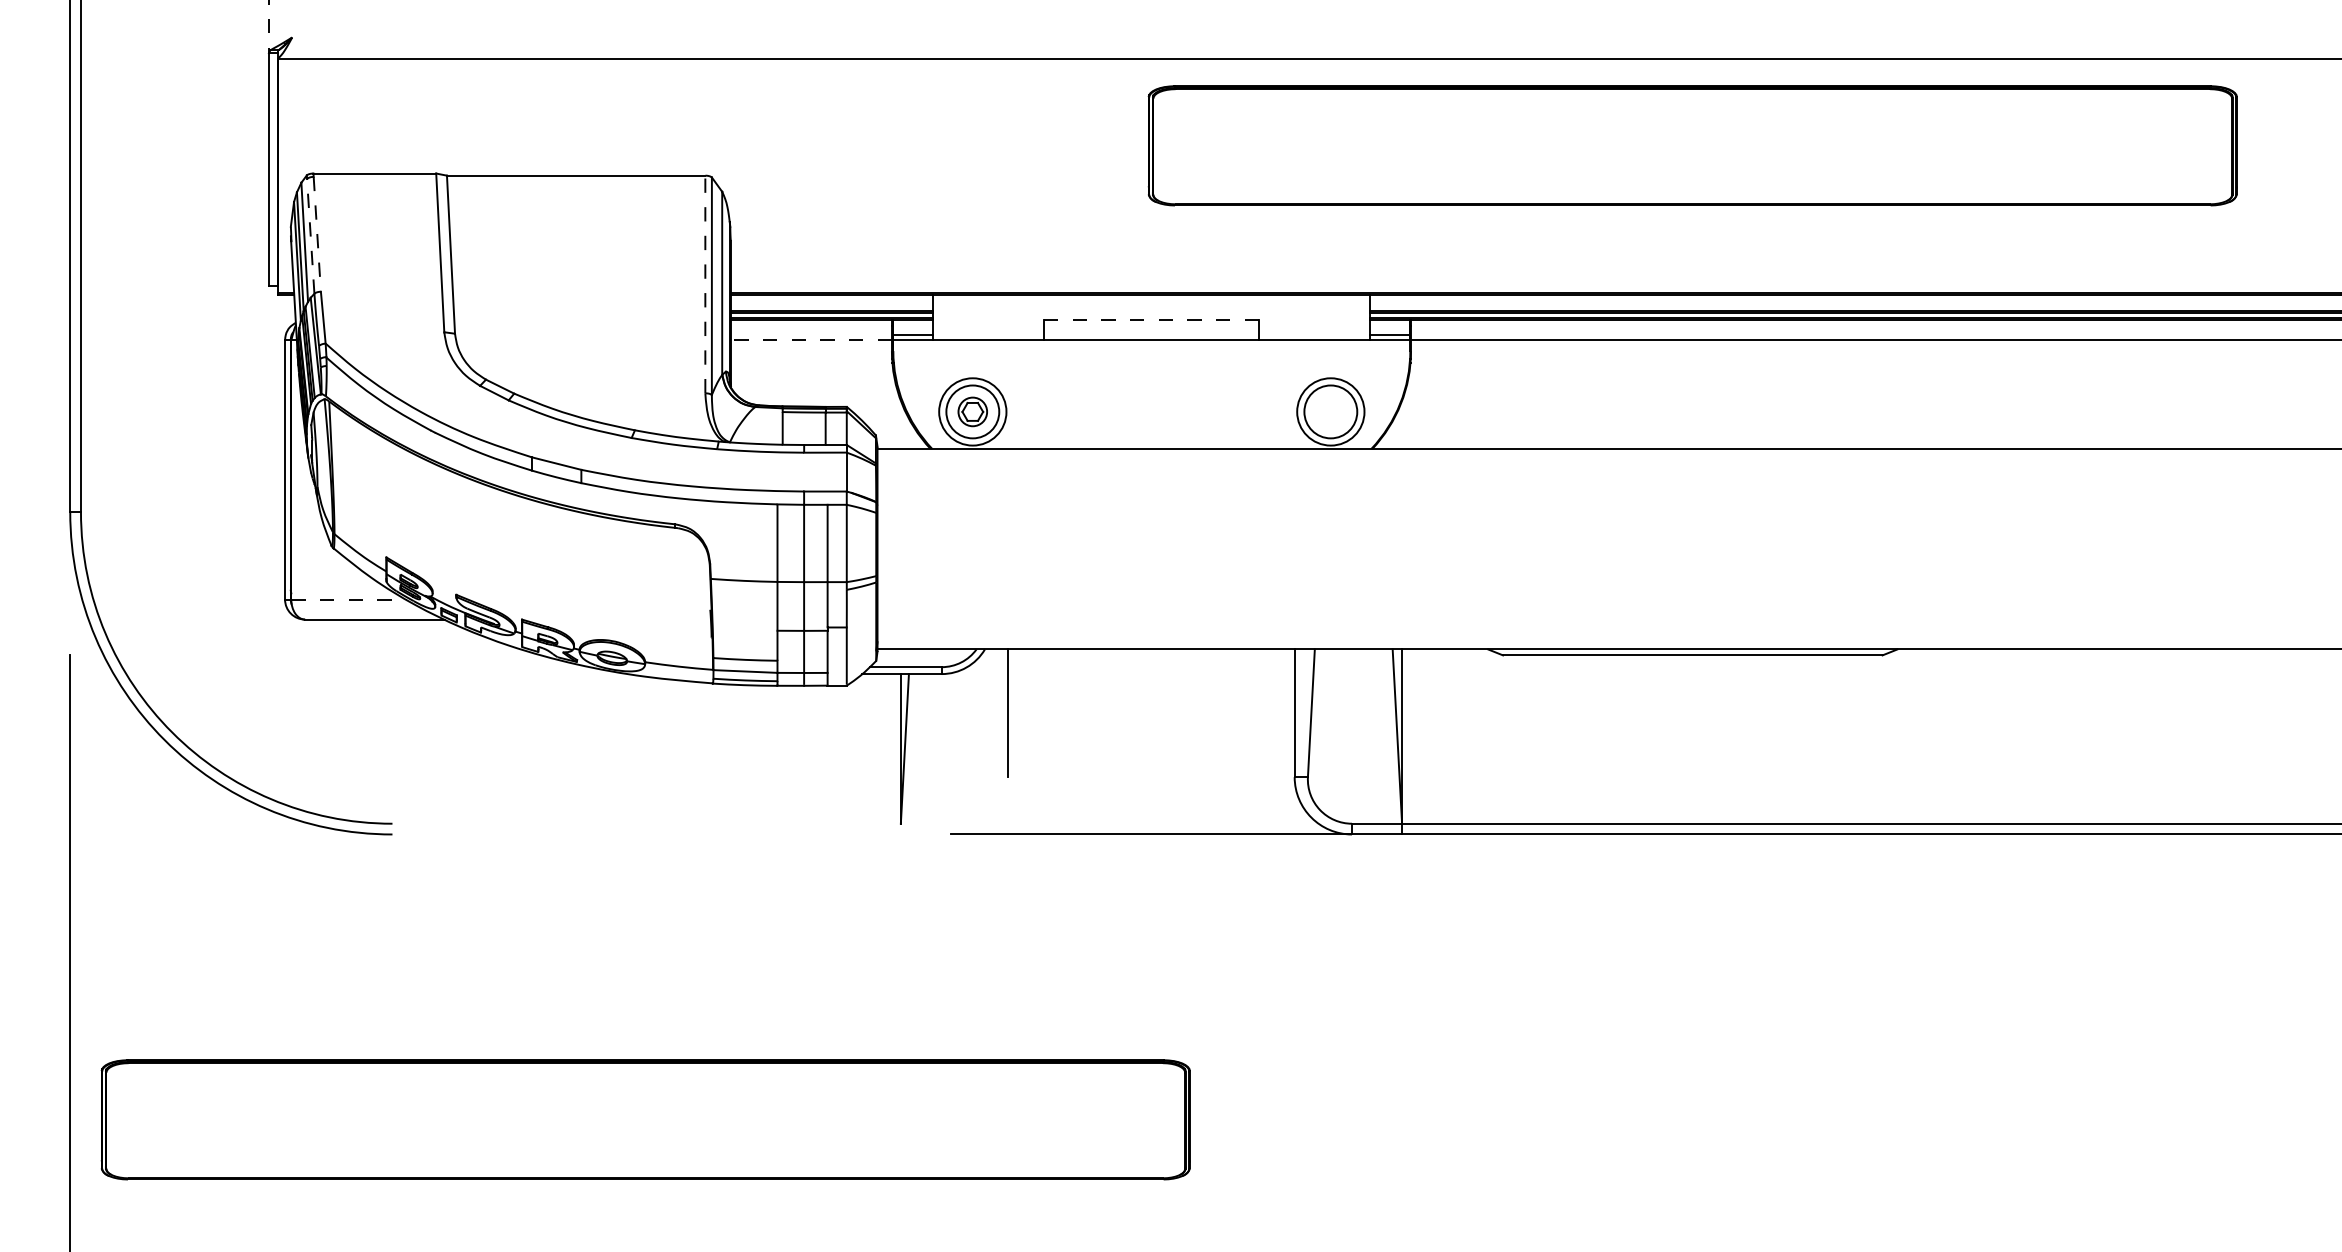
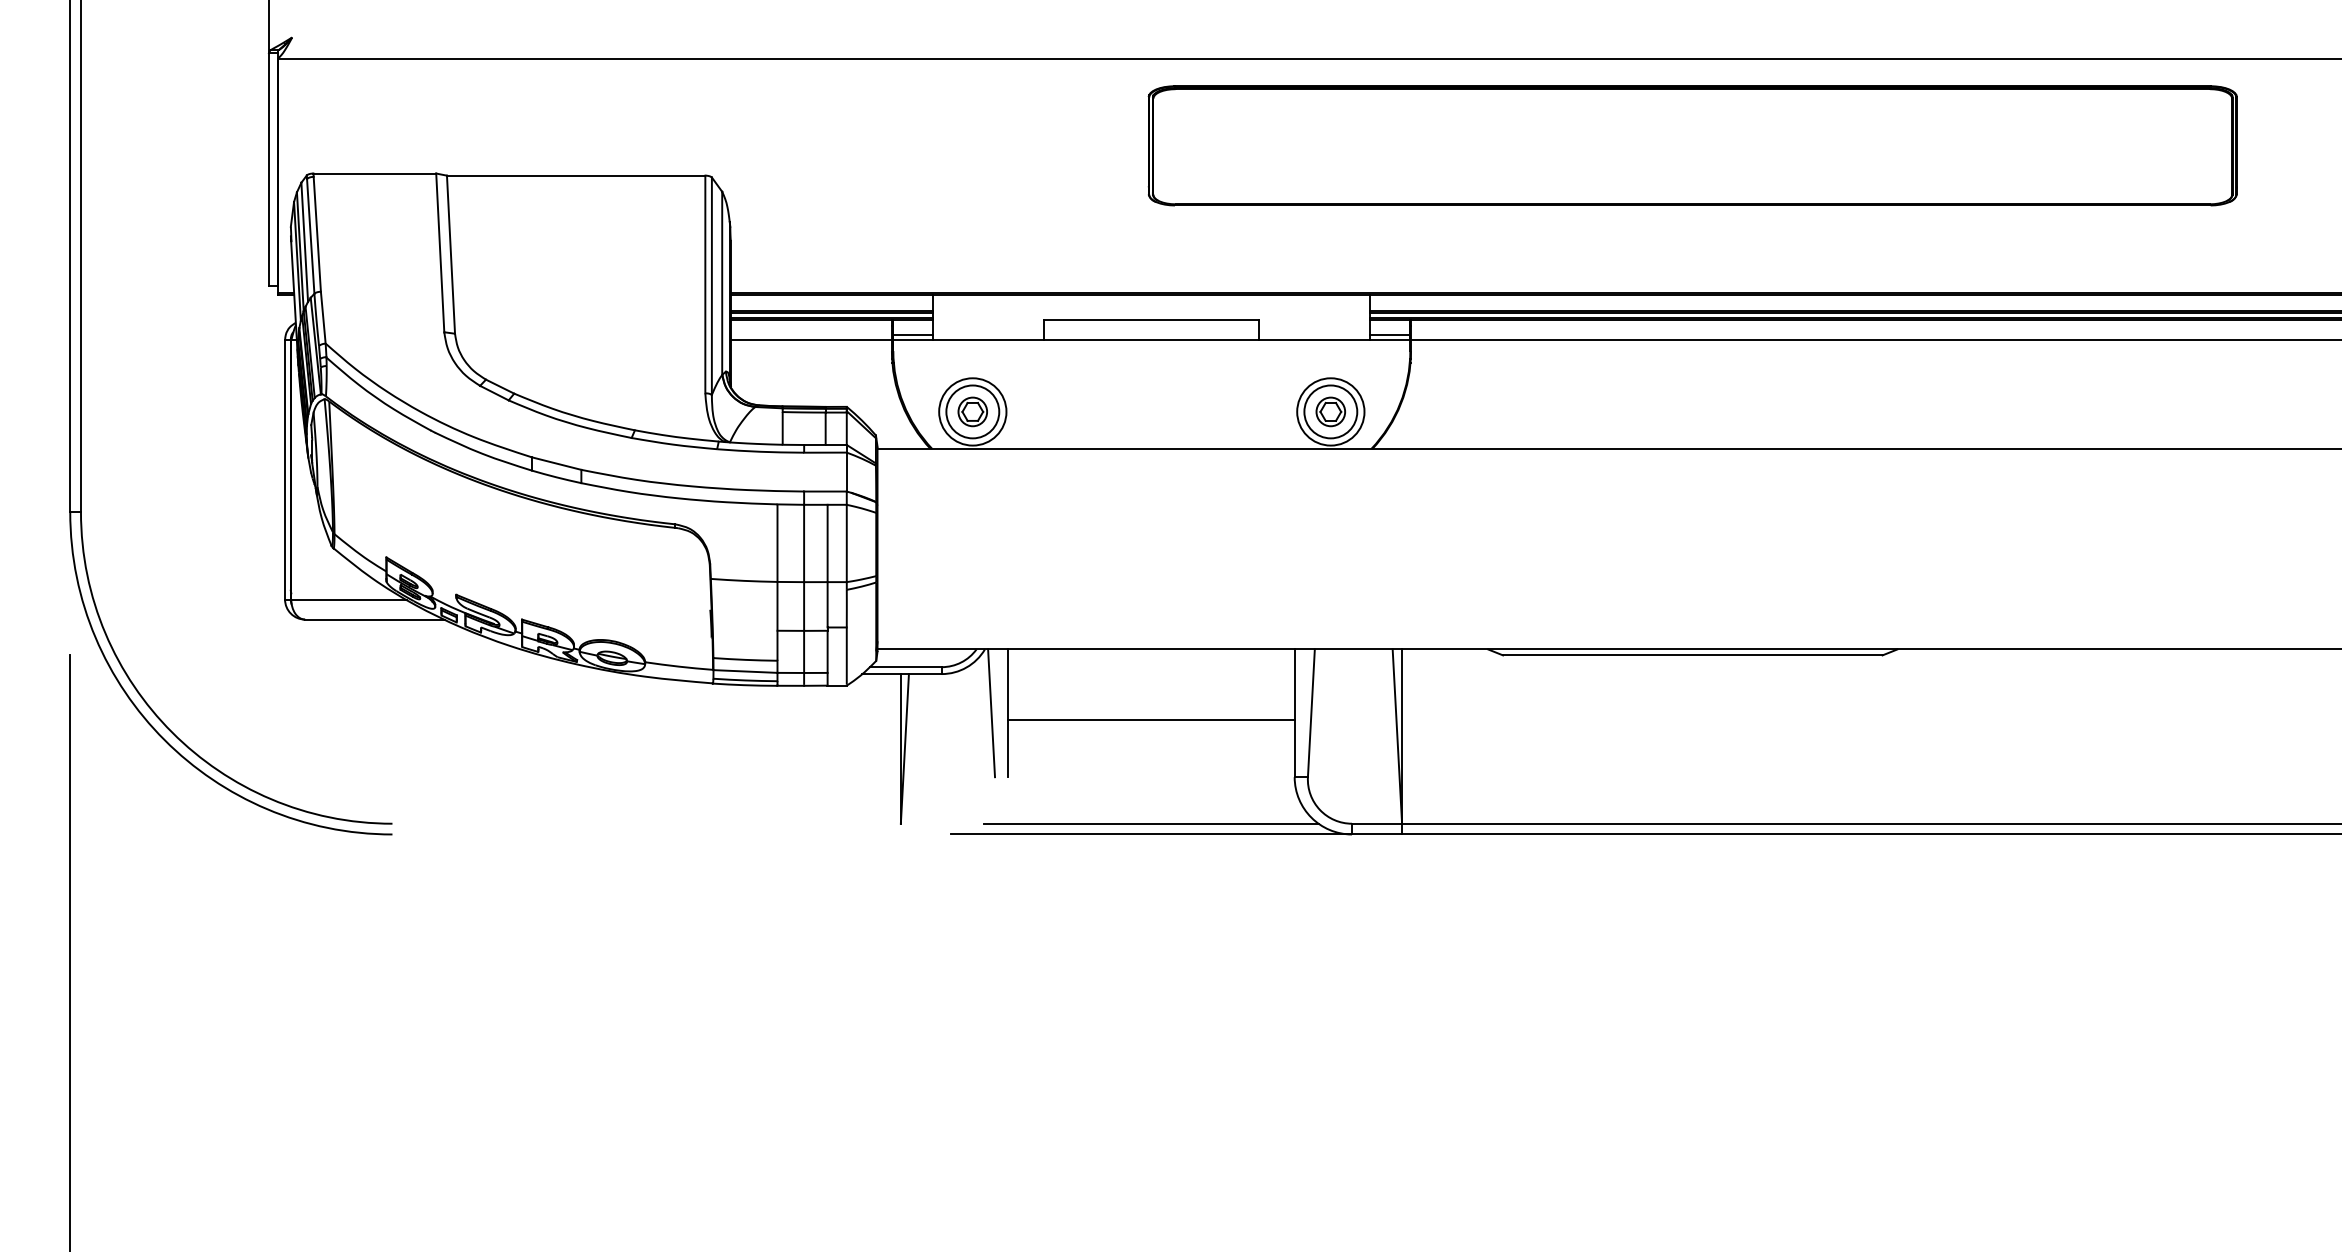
line: dashed -> solid (268, 27)
line: dashed -> solid (317, 234)
line: dashed -> solid (310, 235)
line: dashed -> solid (705, 284)
line: dashed -> solid (1150, 320)
line: dashed -> solid (811, 340)
part: none -> present (1330, 411)
line: dashed -> solid (348, 599)
line: none -> present (991, 713)
line: none -> present (1151, 719)
line: none -> present (1151, 823)
part: present -> none (645, 1119)
